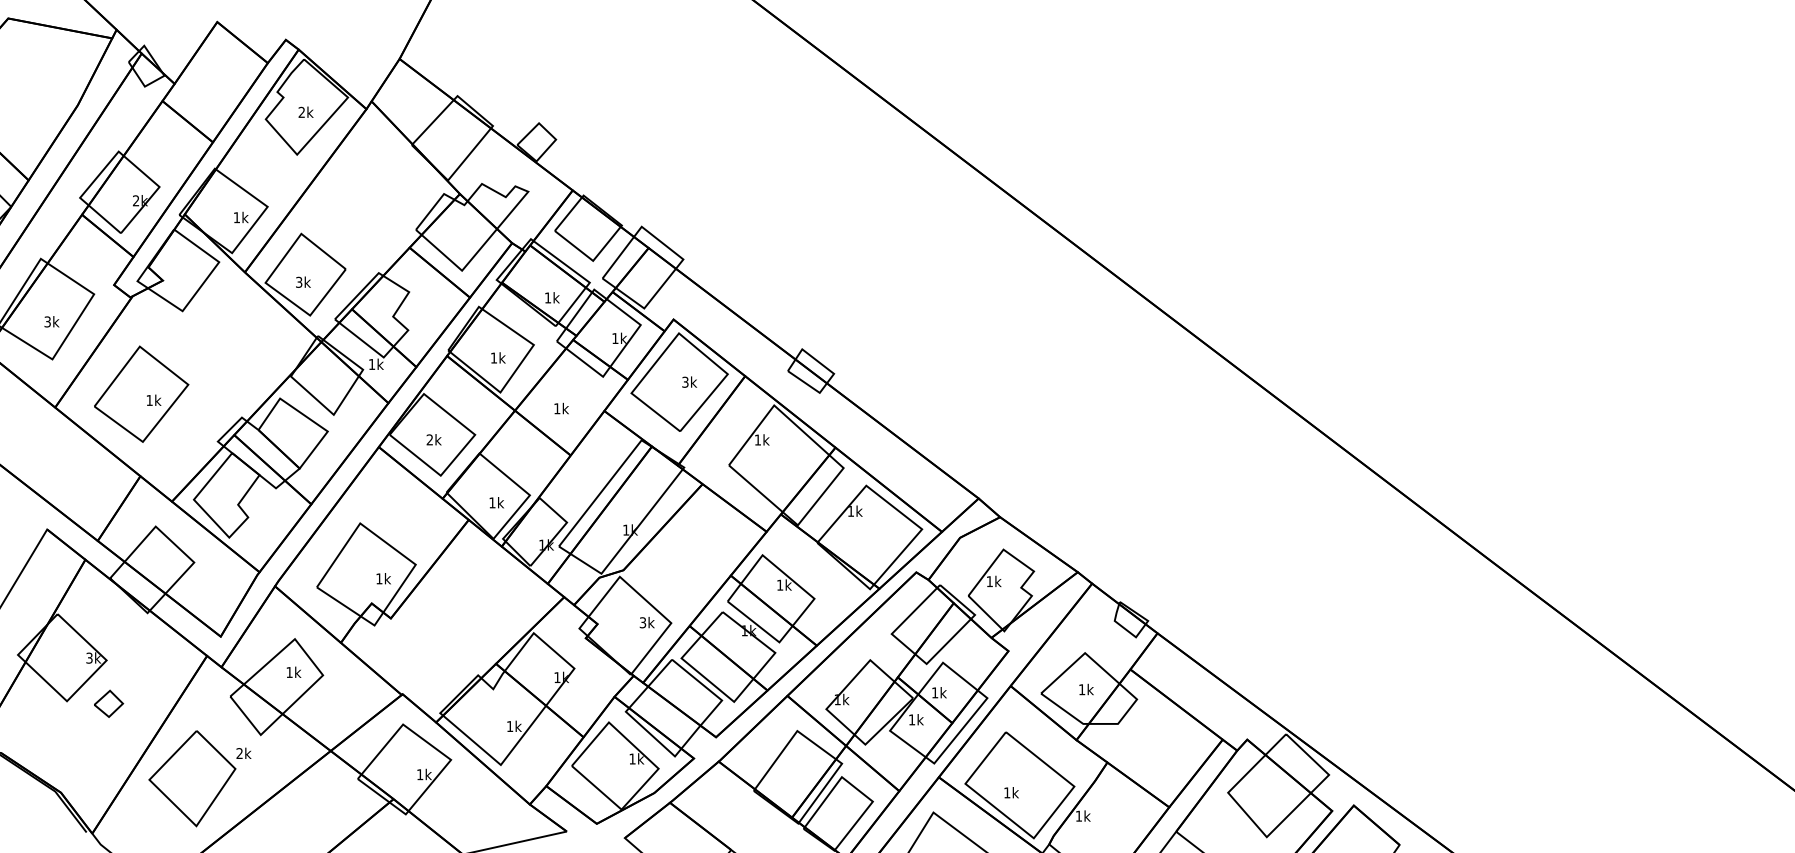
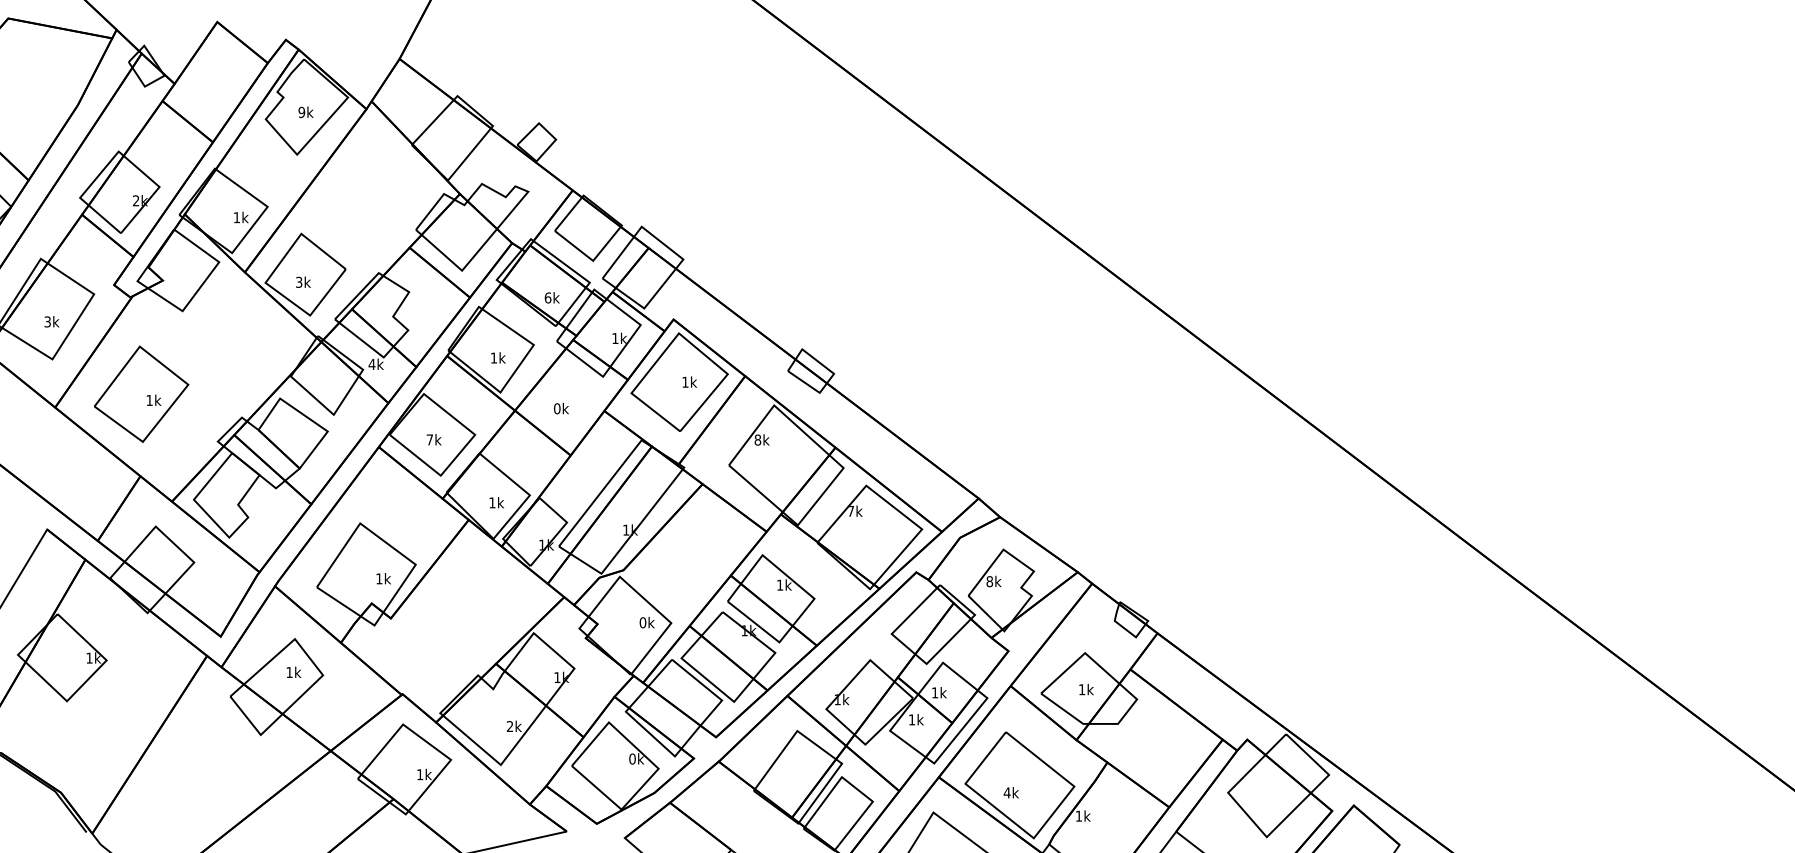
text: 2k -> 9k (301, 112)
text: 1k -> 6k (547, 297)
text: 1k -> 4k (371, 364)
text: 3k -> 1k (685, 381)
text: 1k -> 0k (557, 408)
text: 2k -> 7k (429, 439)
text: 1k -> 8k (757, 439)
text: 1k -> 7k (850, 511)
text: 1k -> 8k (989, 581)
text: 3k -> 0k (642, 622)
text: 3k -> 1k (89, 657)
part: present -> none (109, 703)
text: 1k -> 2k (509, 726)
text: 1k -> 0k (632, 758)
part: present -> none (199, 778)
text: 1k -> 4k (1006, 792)
